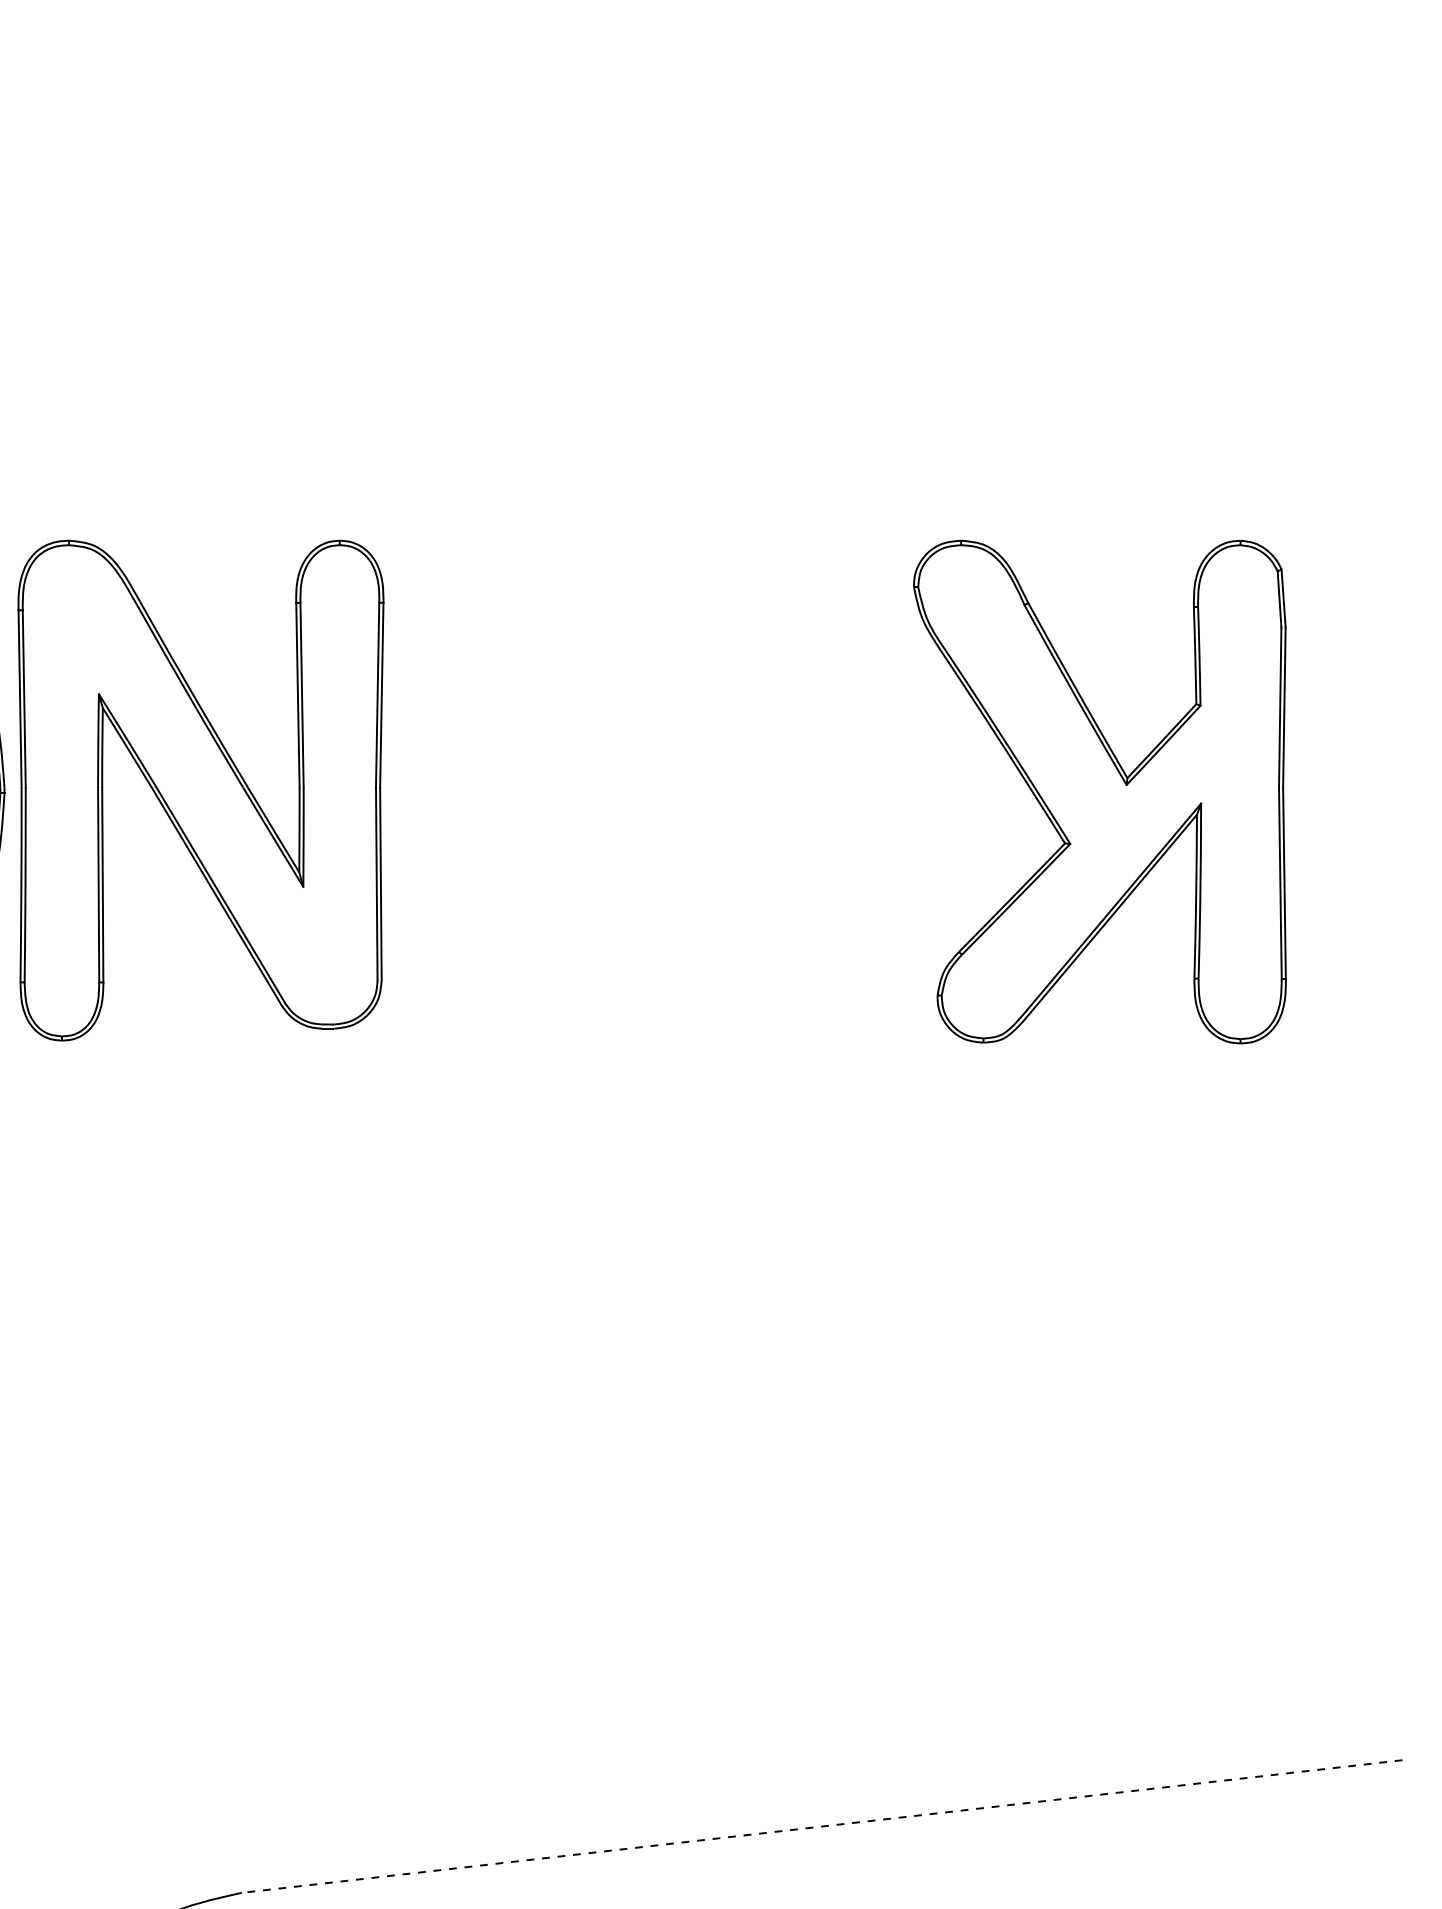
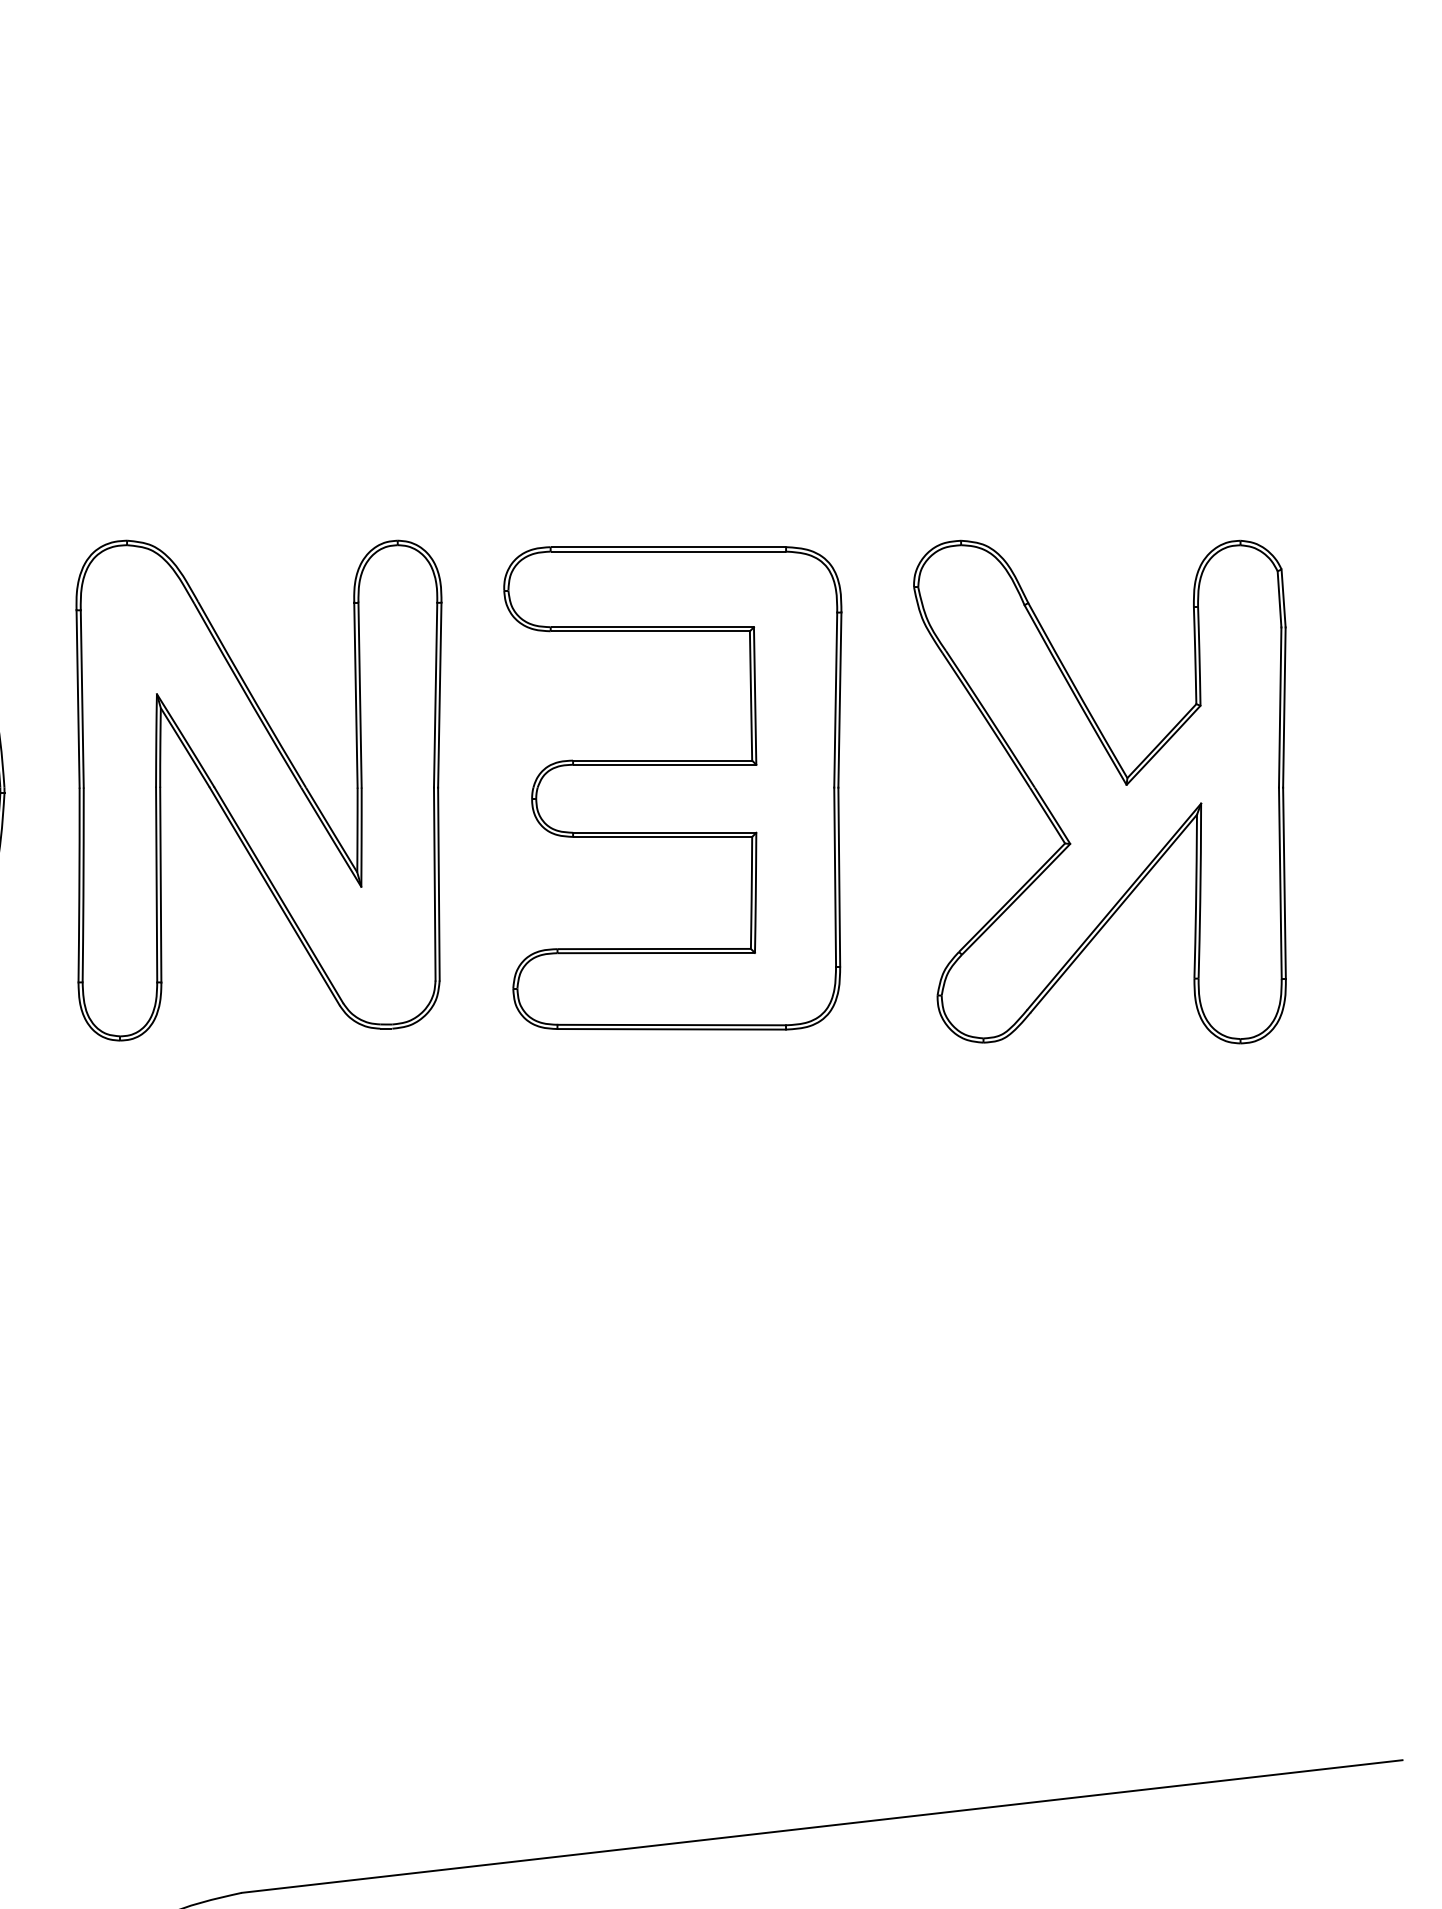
part: none -> present (672, 788)
part position: (200, 790) -> (258, 790) (258, 790)
line: dashed -> solid (821, 1826)
